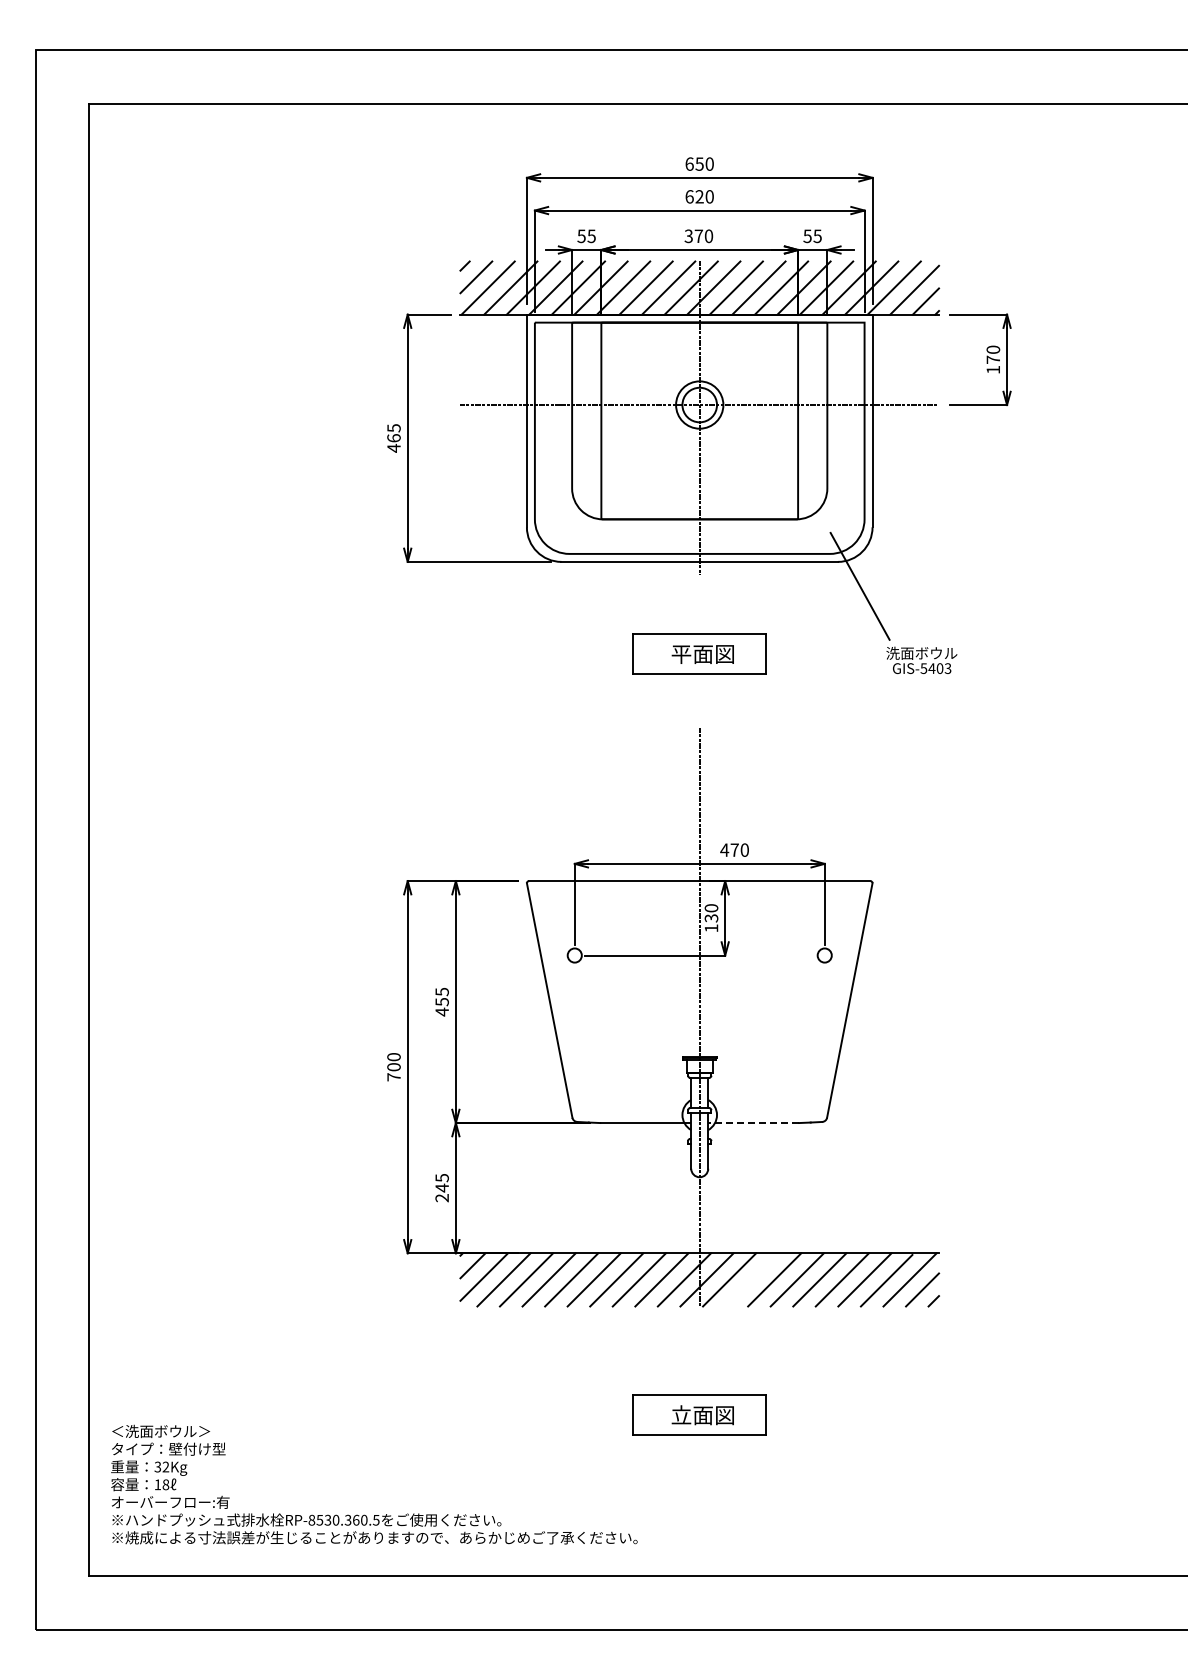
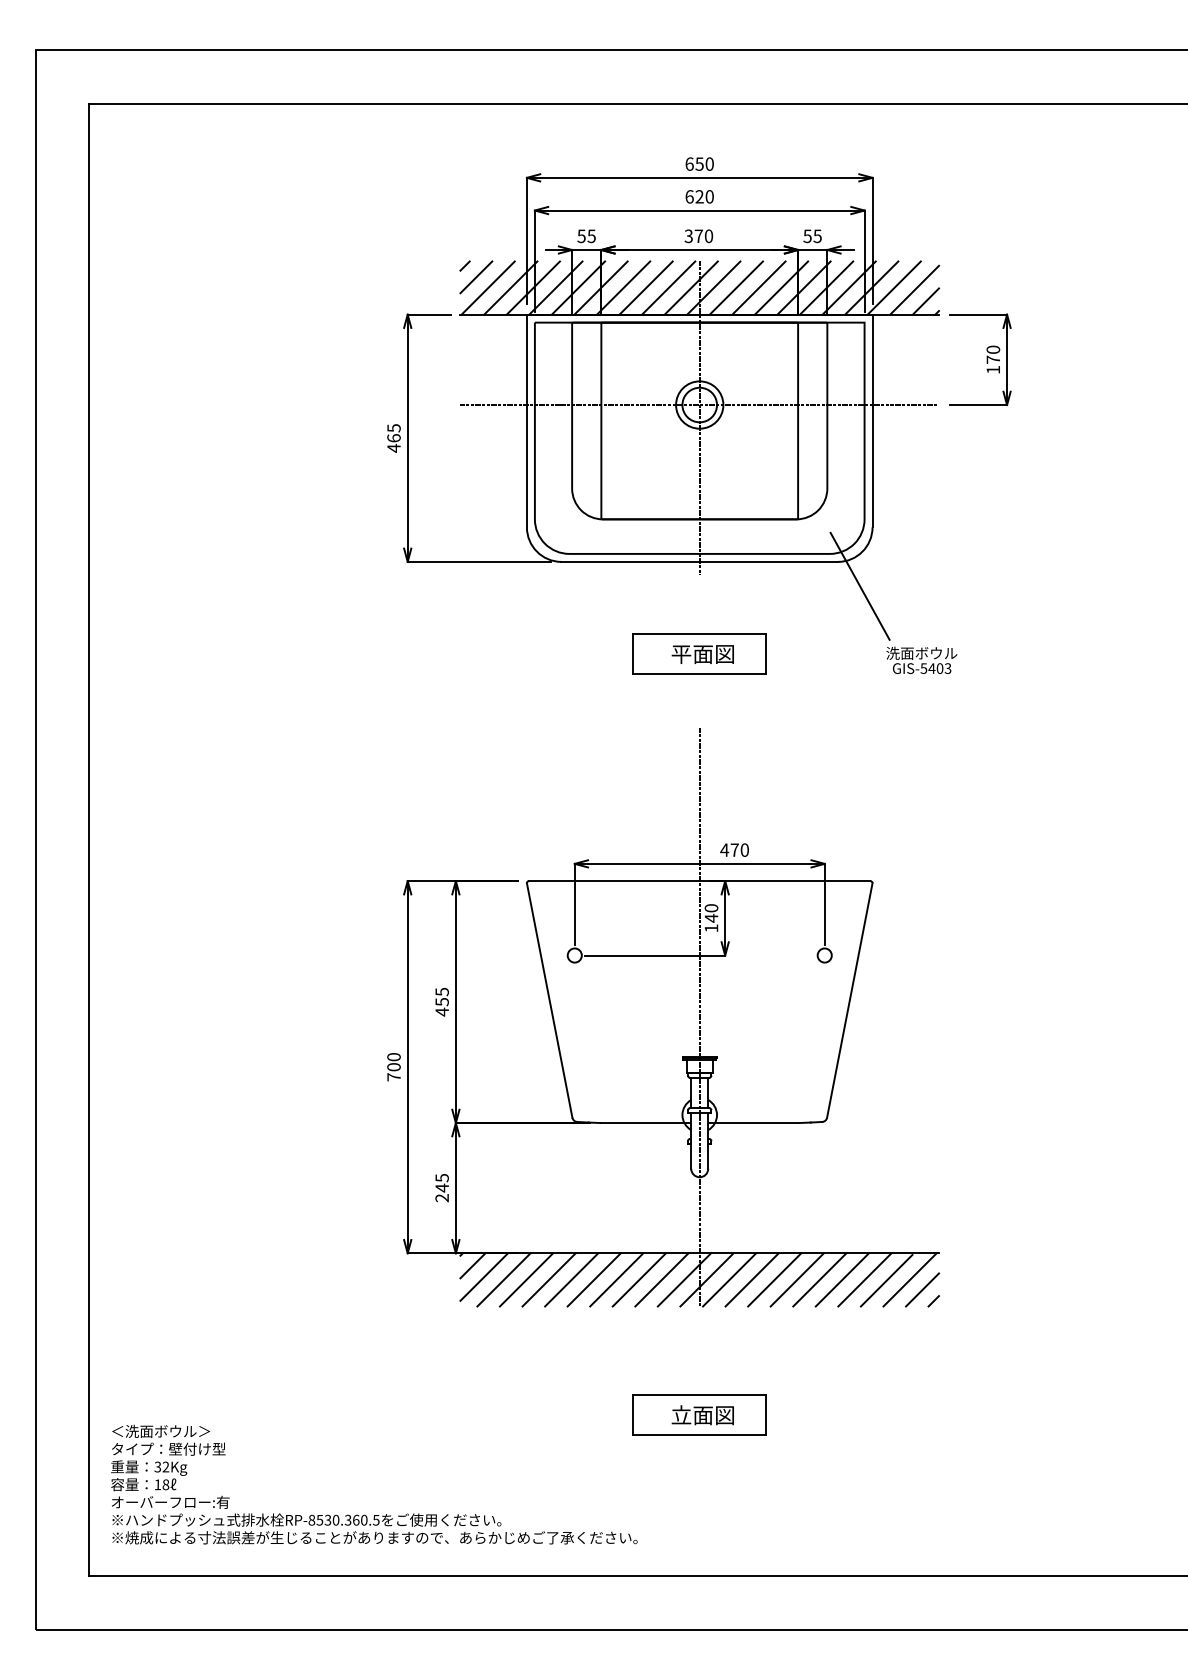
text: 130 -> 140 (711, 917)
line: dashed -> solid (753, 1123)
line: none -> present (751, 1279)
